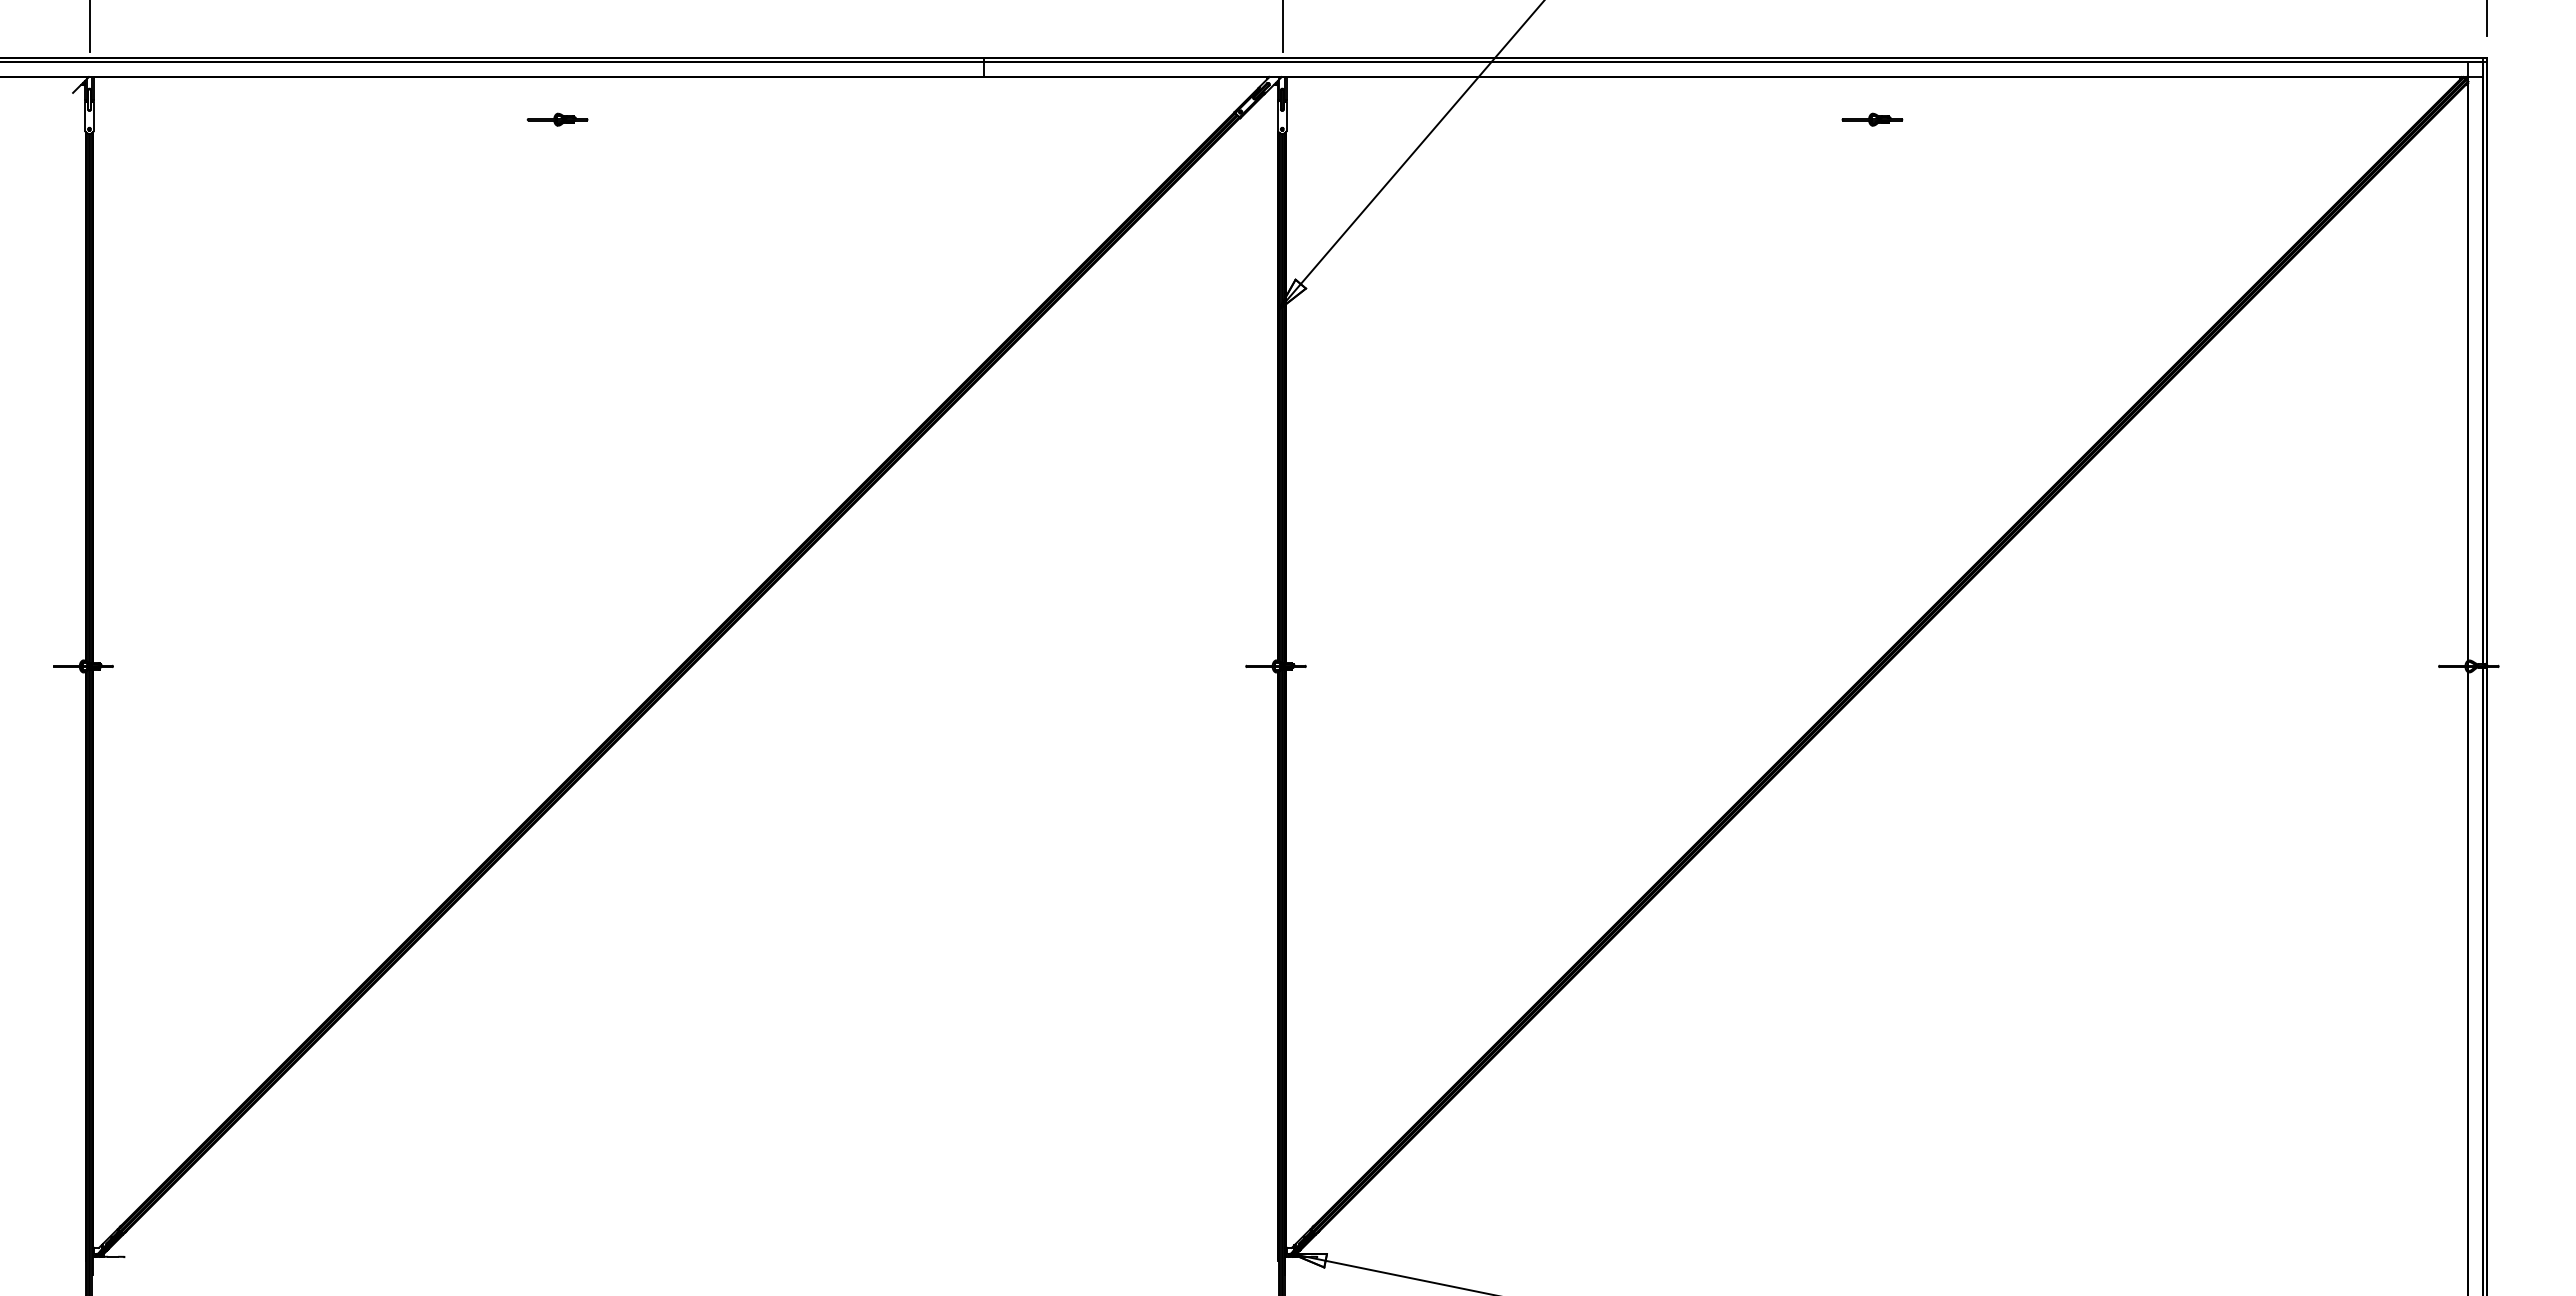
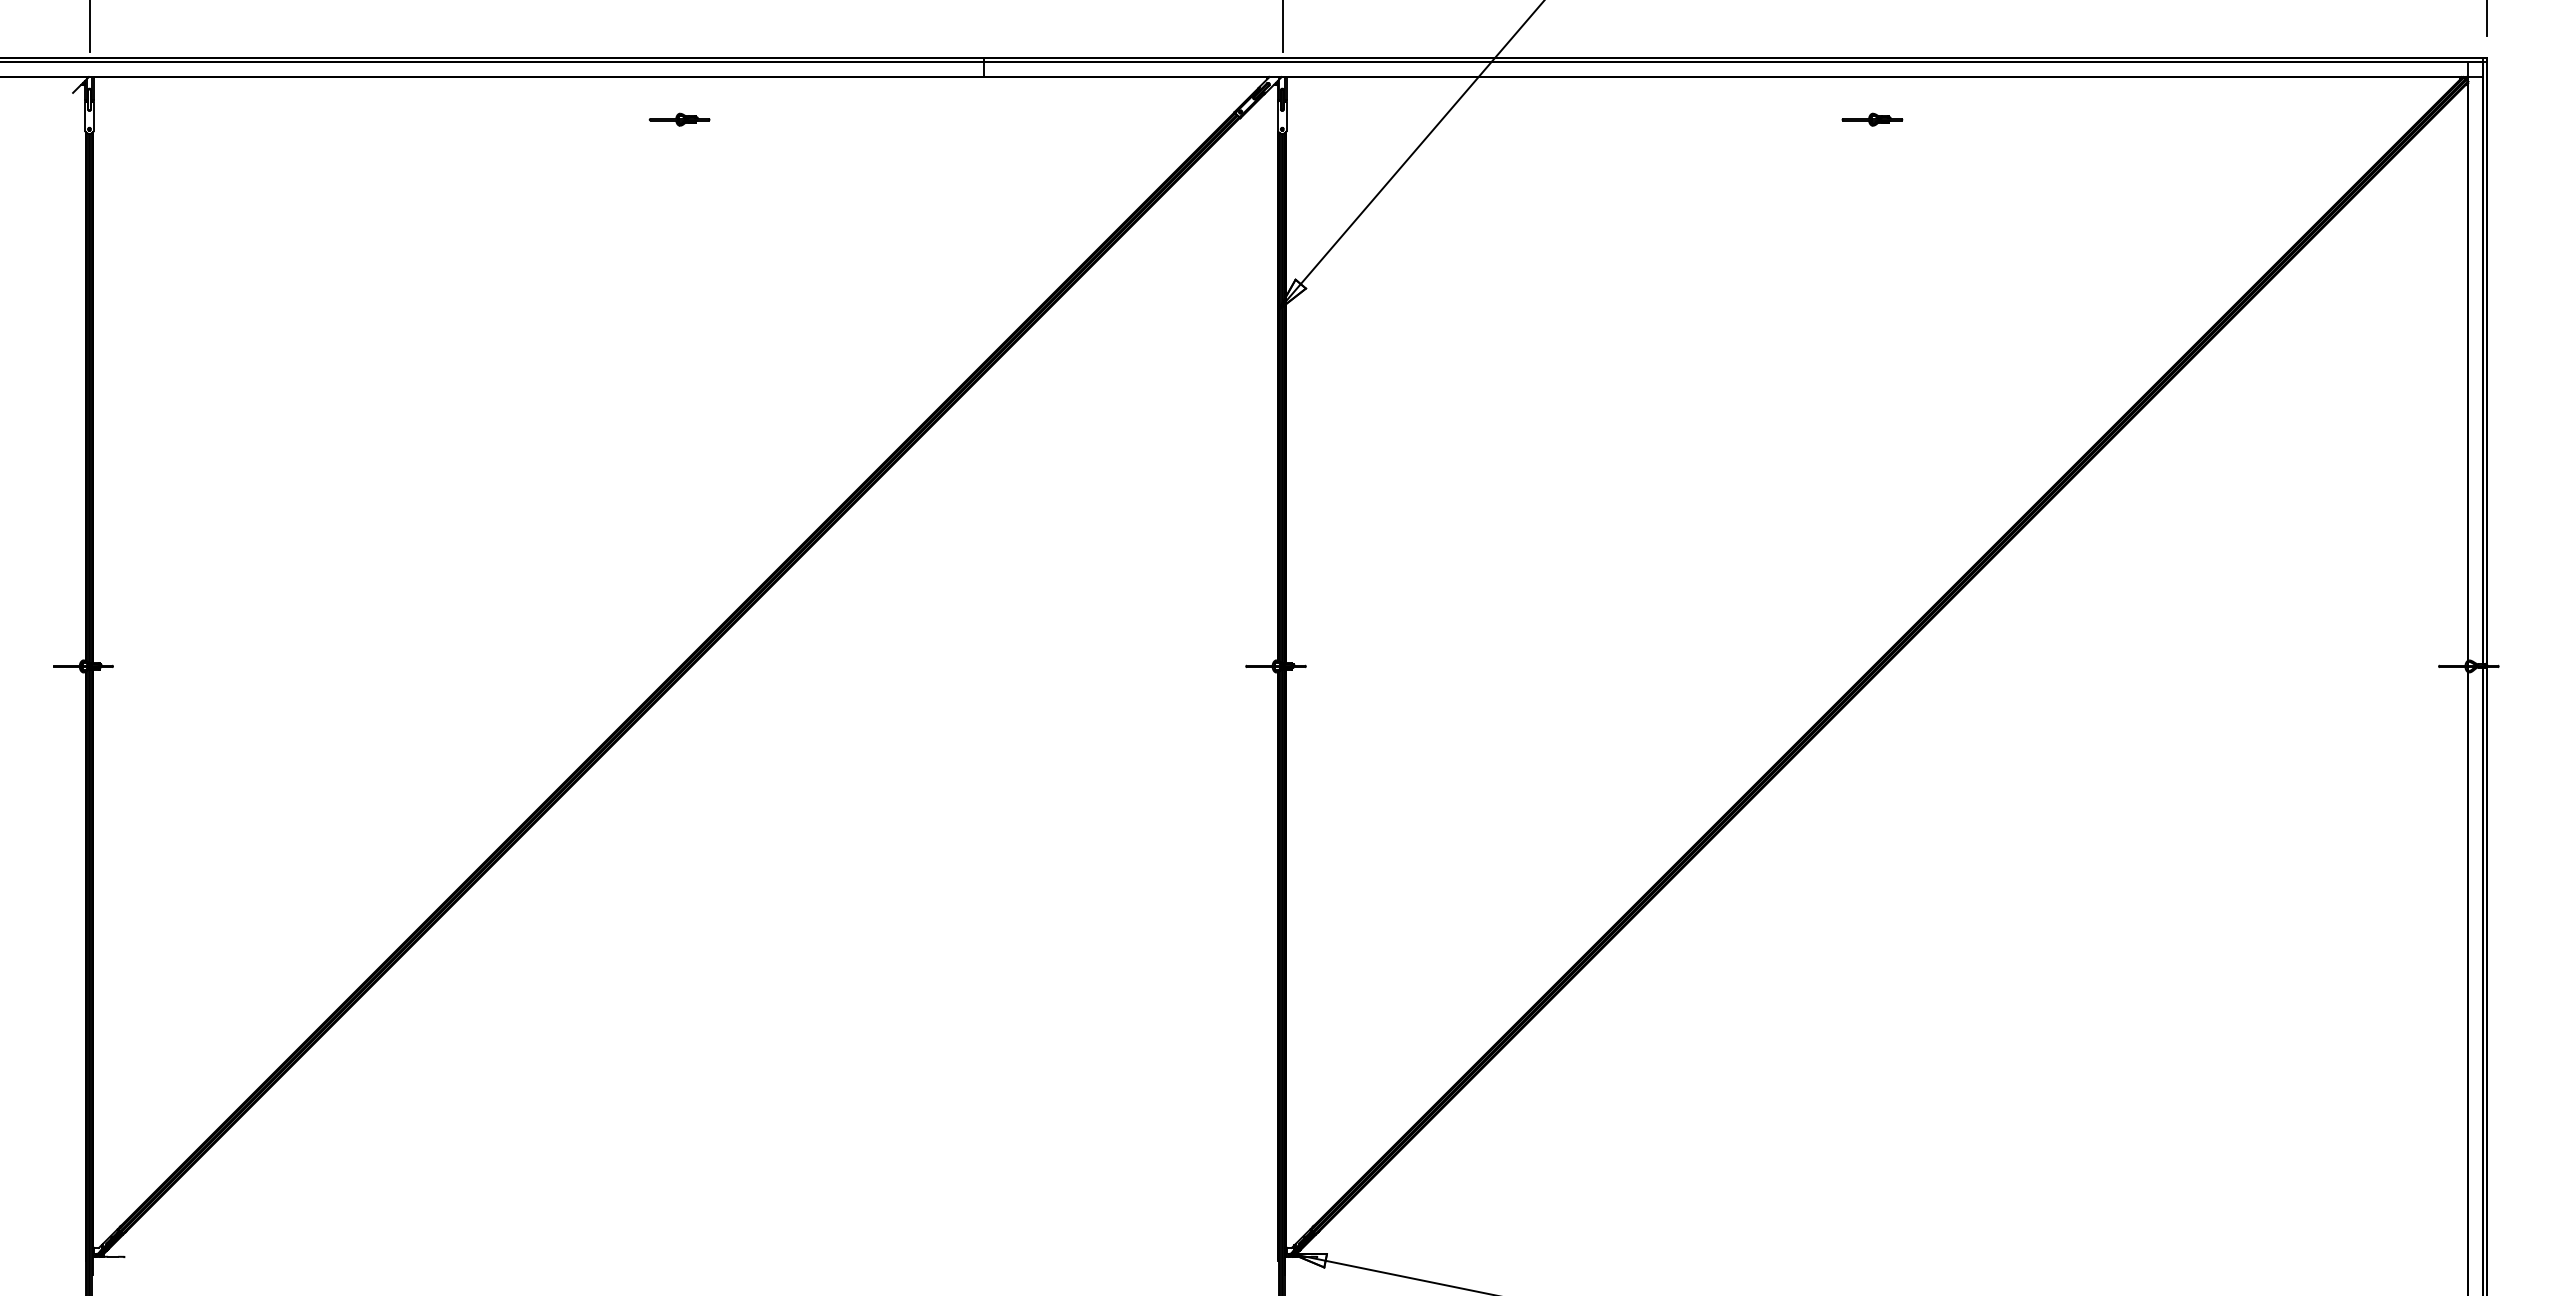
part position: (557, 119) -> (679, 119) (679, 119)
